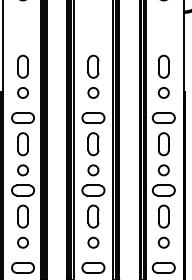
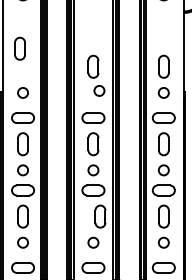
part position: (22, 66) -> (19, 48) (19, 48)
circle position: (93, 92) -> (99, 90) (99, 90)
part position: (93, 216) -> (100, 216) (100, 216)
